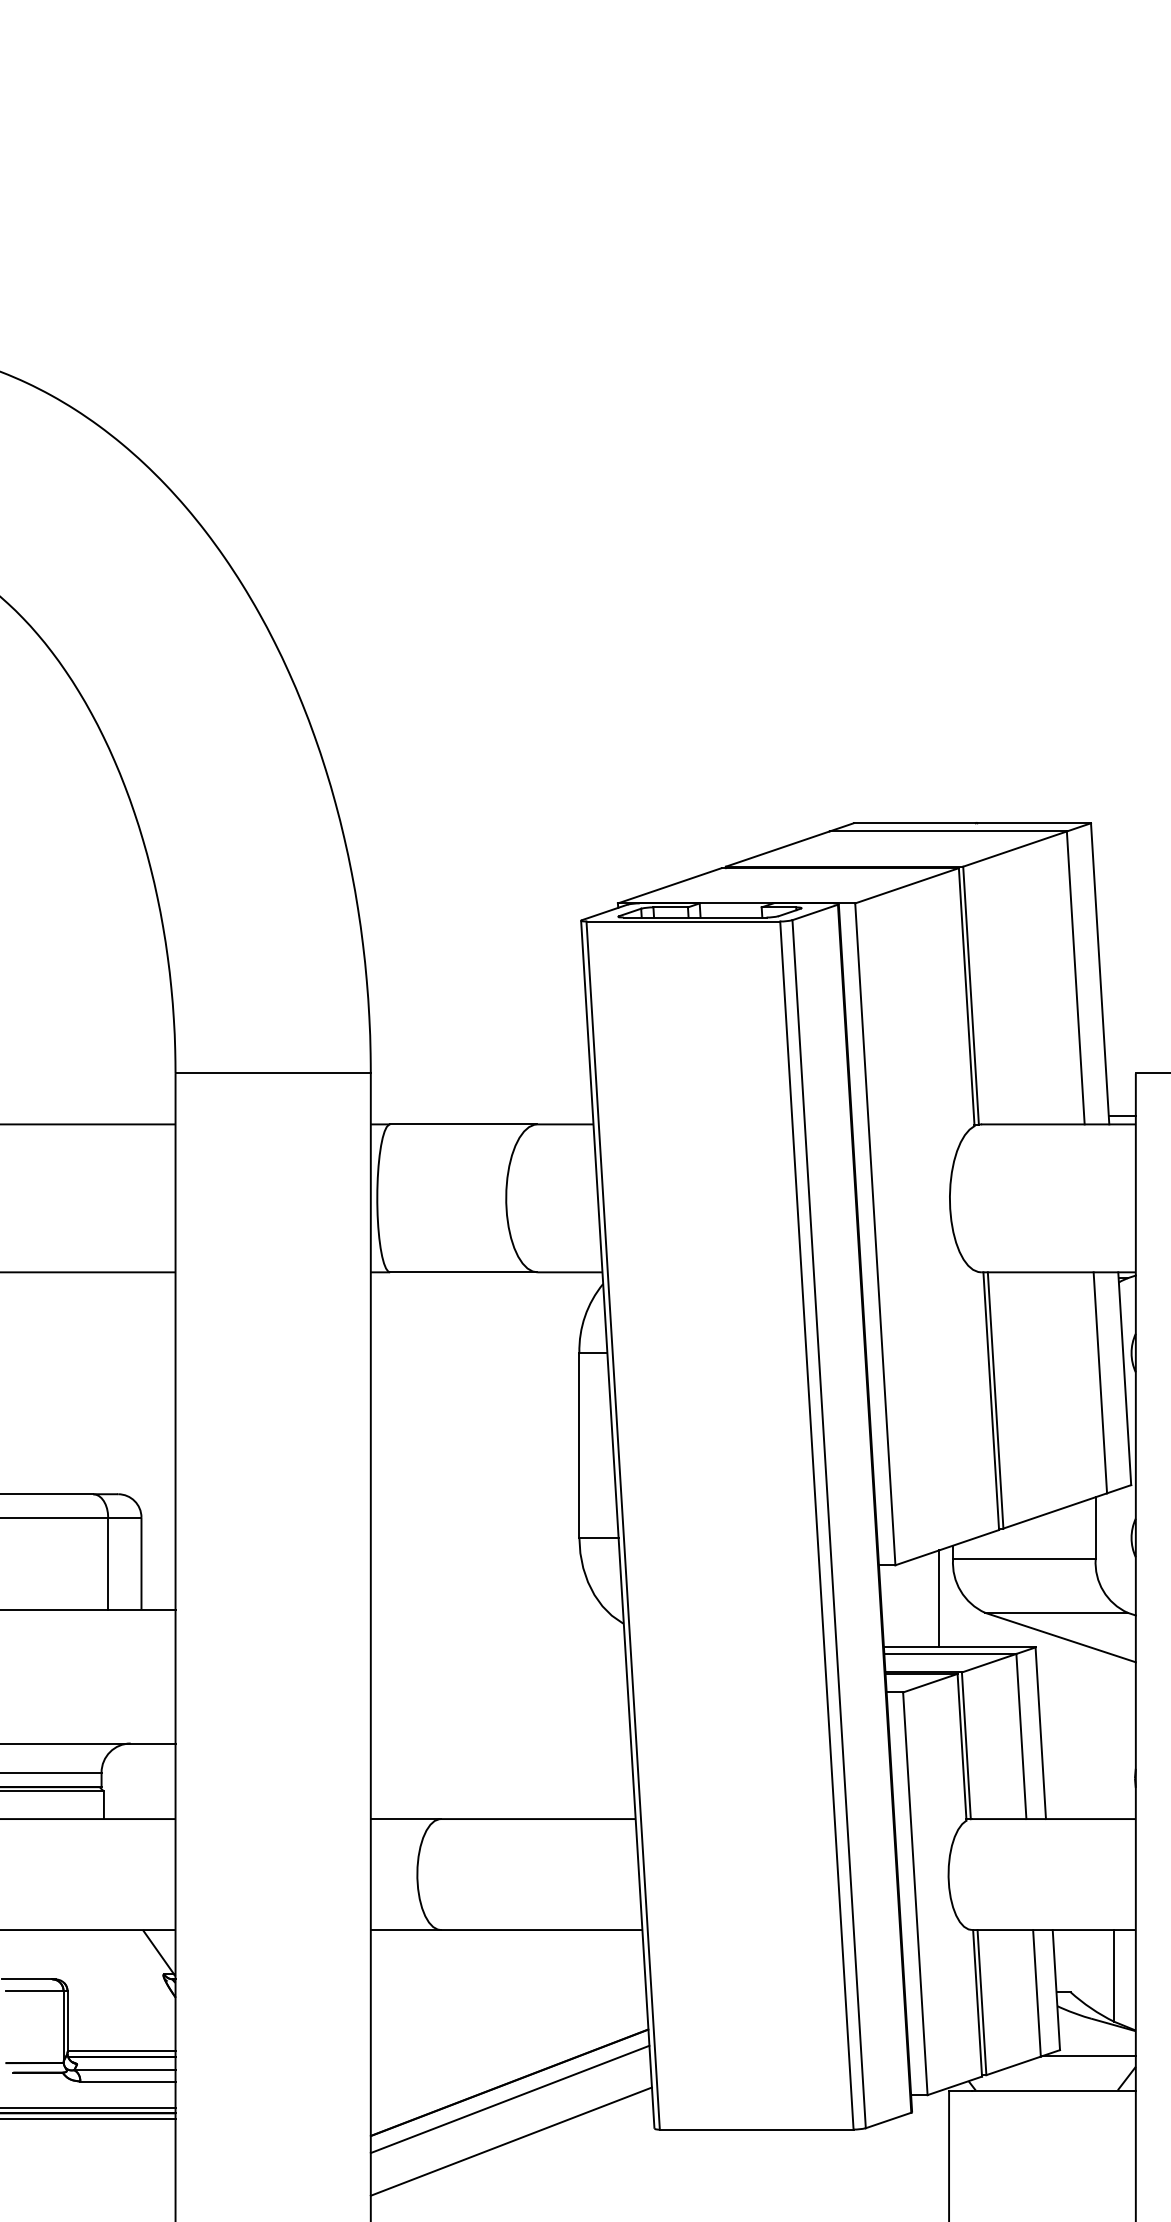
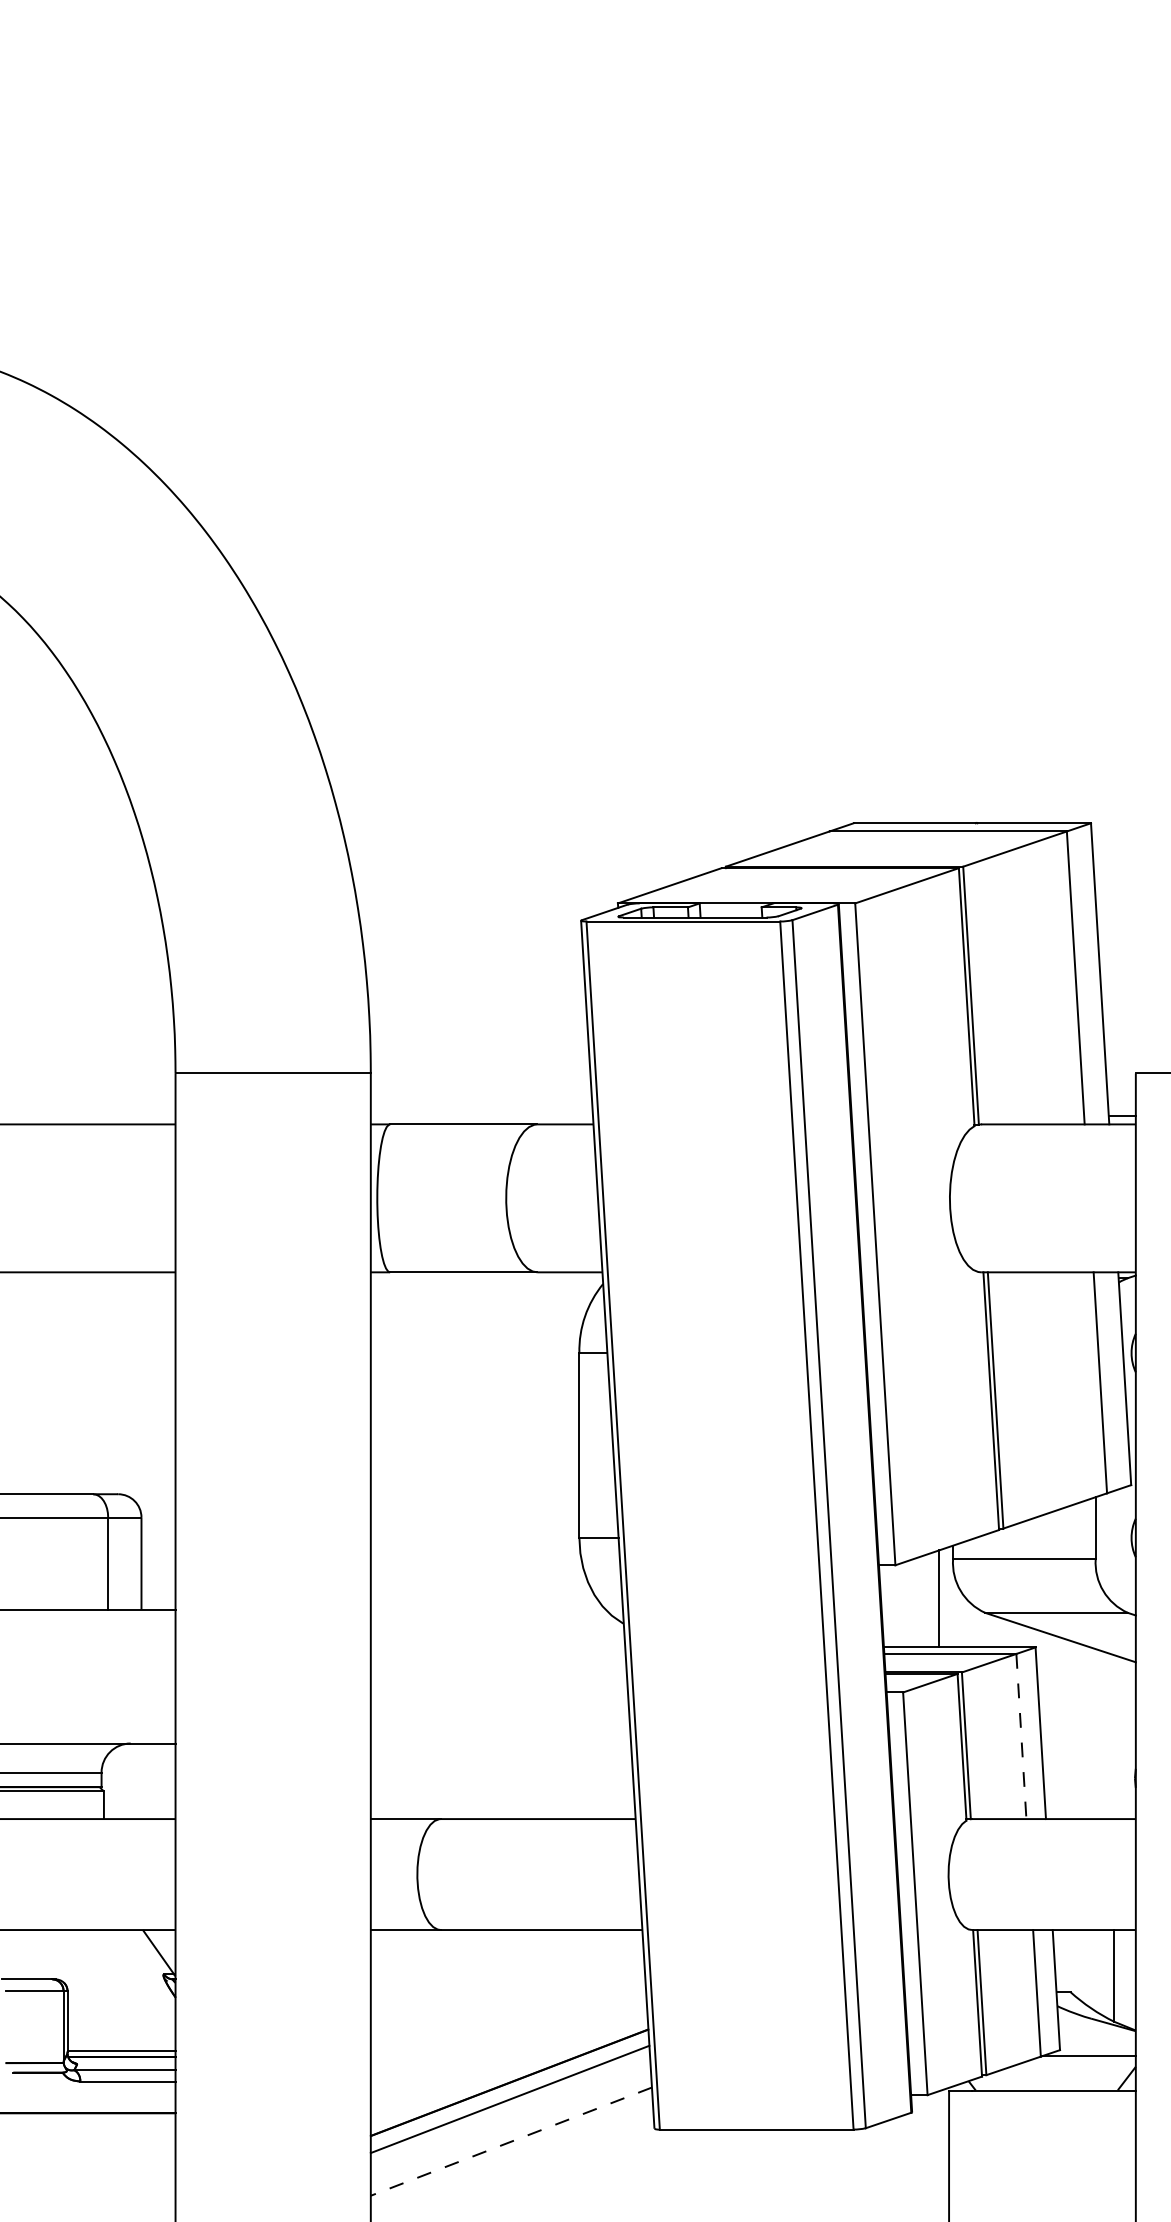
line: solid -> dashed (1021, 1736)
line: present -> none (88, 2107)
line: present -> none (88, 2119)
line: solid -> dashed (511, 2141)
